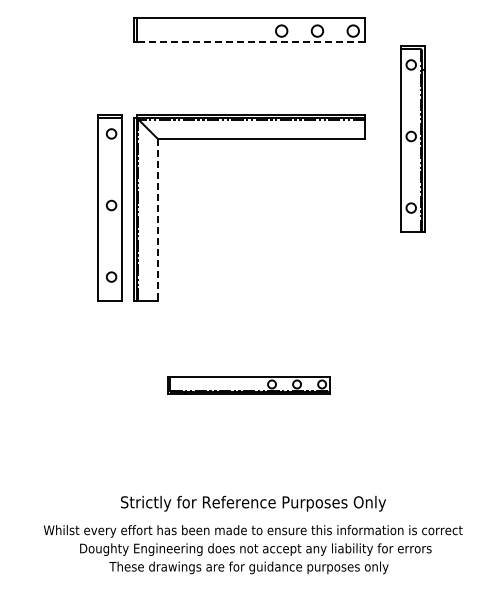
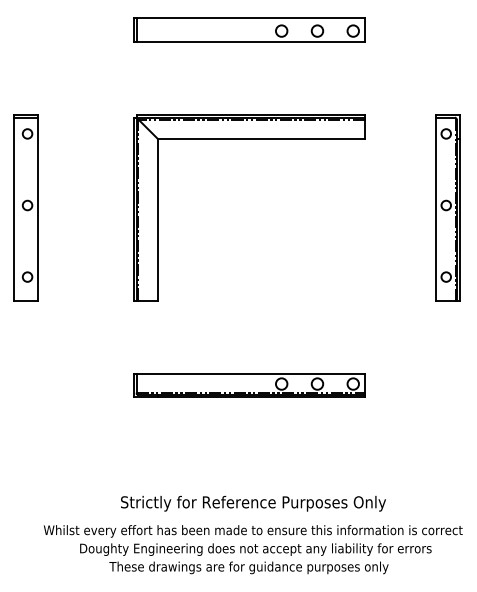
line: dashed -> solid (250, 41)
part position: (412, 138) -> (447, 207) (447, 207)
part position: (109, 207) -> (25, 207) (25, 207)
line: dashed -> solid (157, 220)
part size: 164x19 px -> 233x25 px (249, 385)
